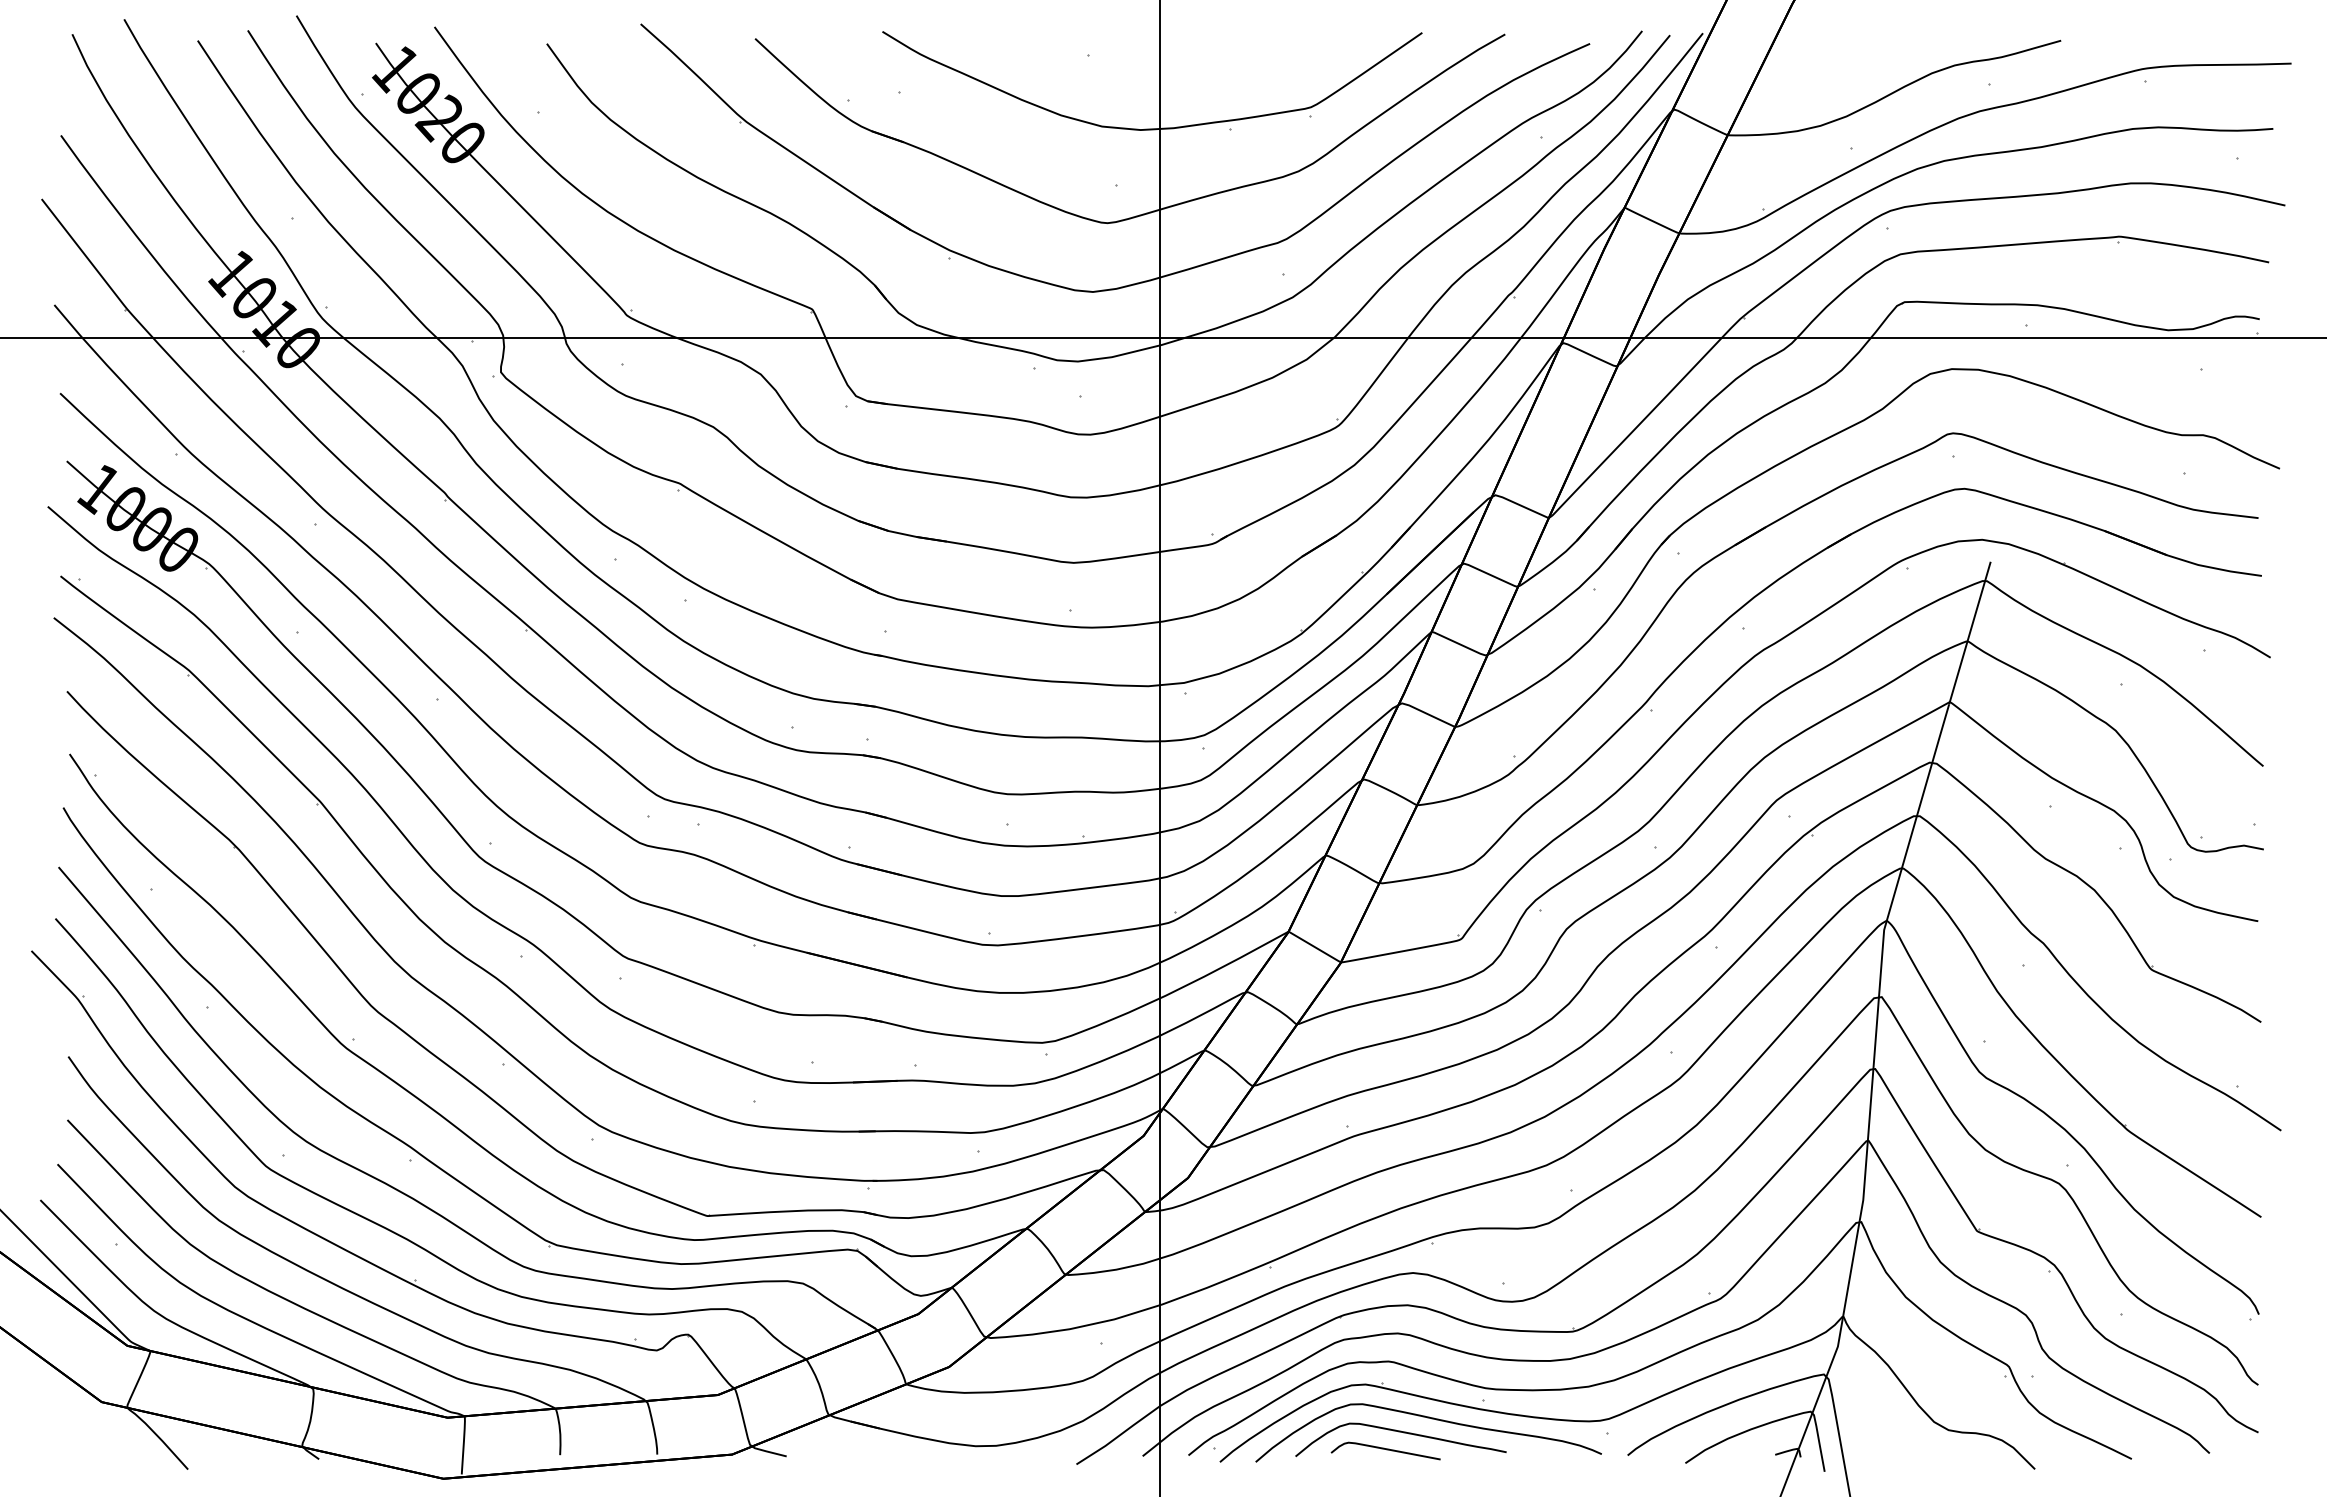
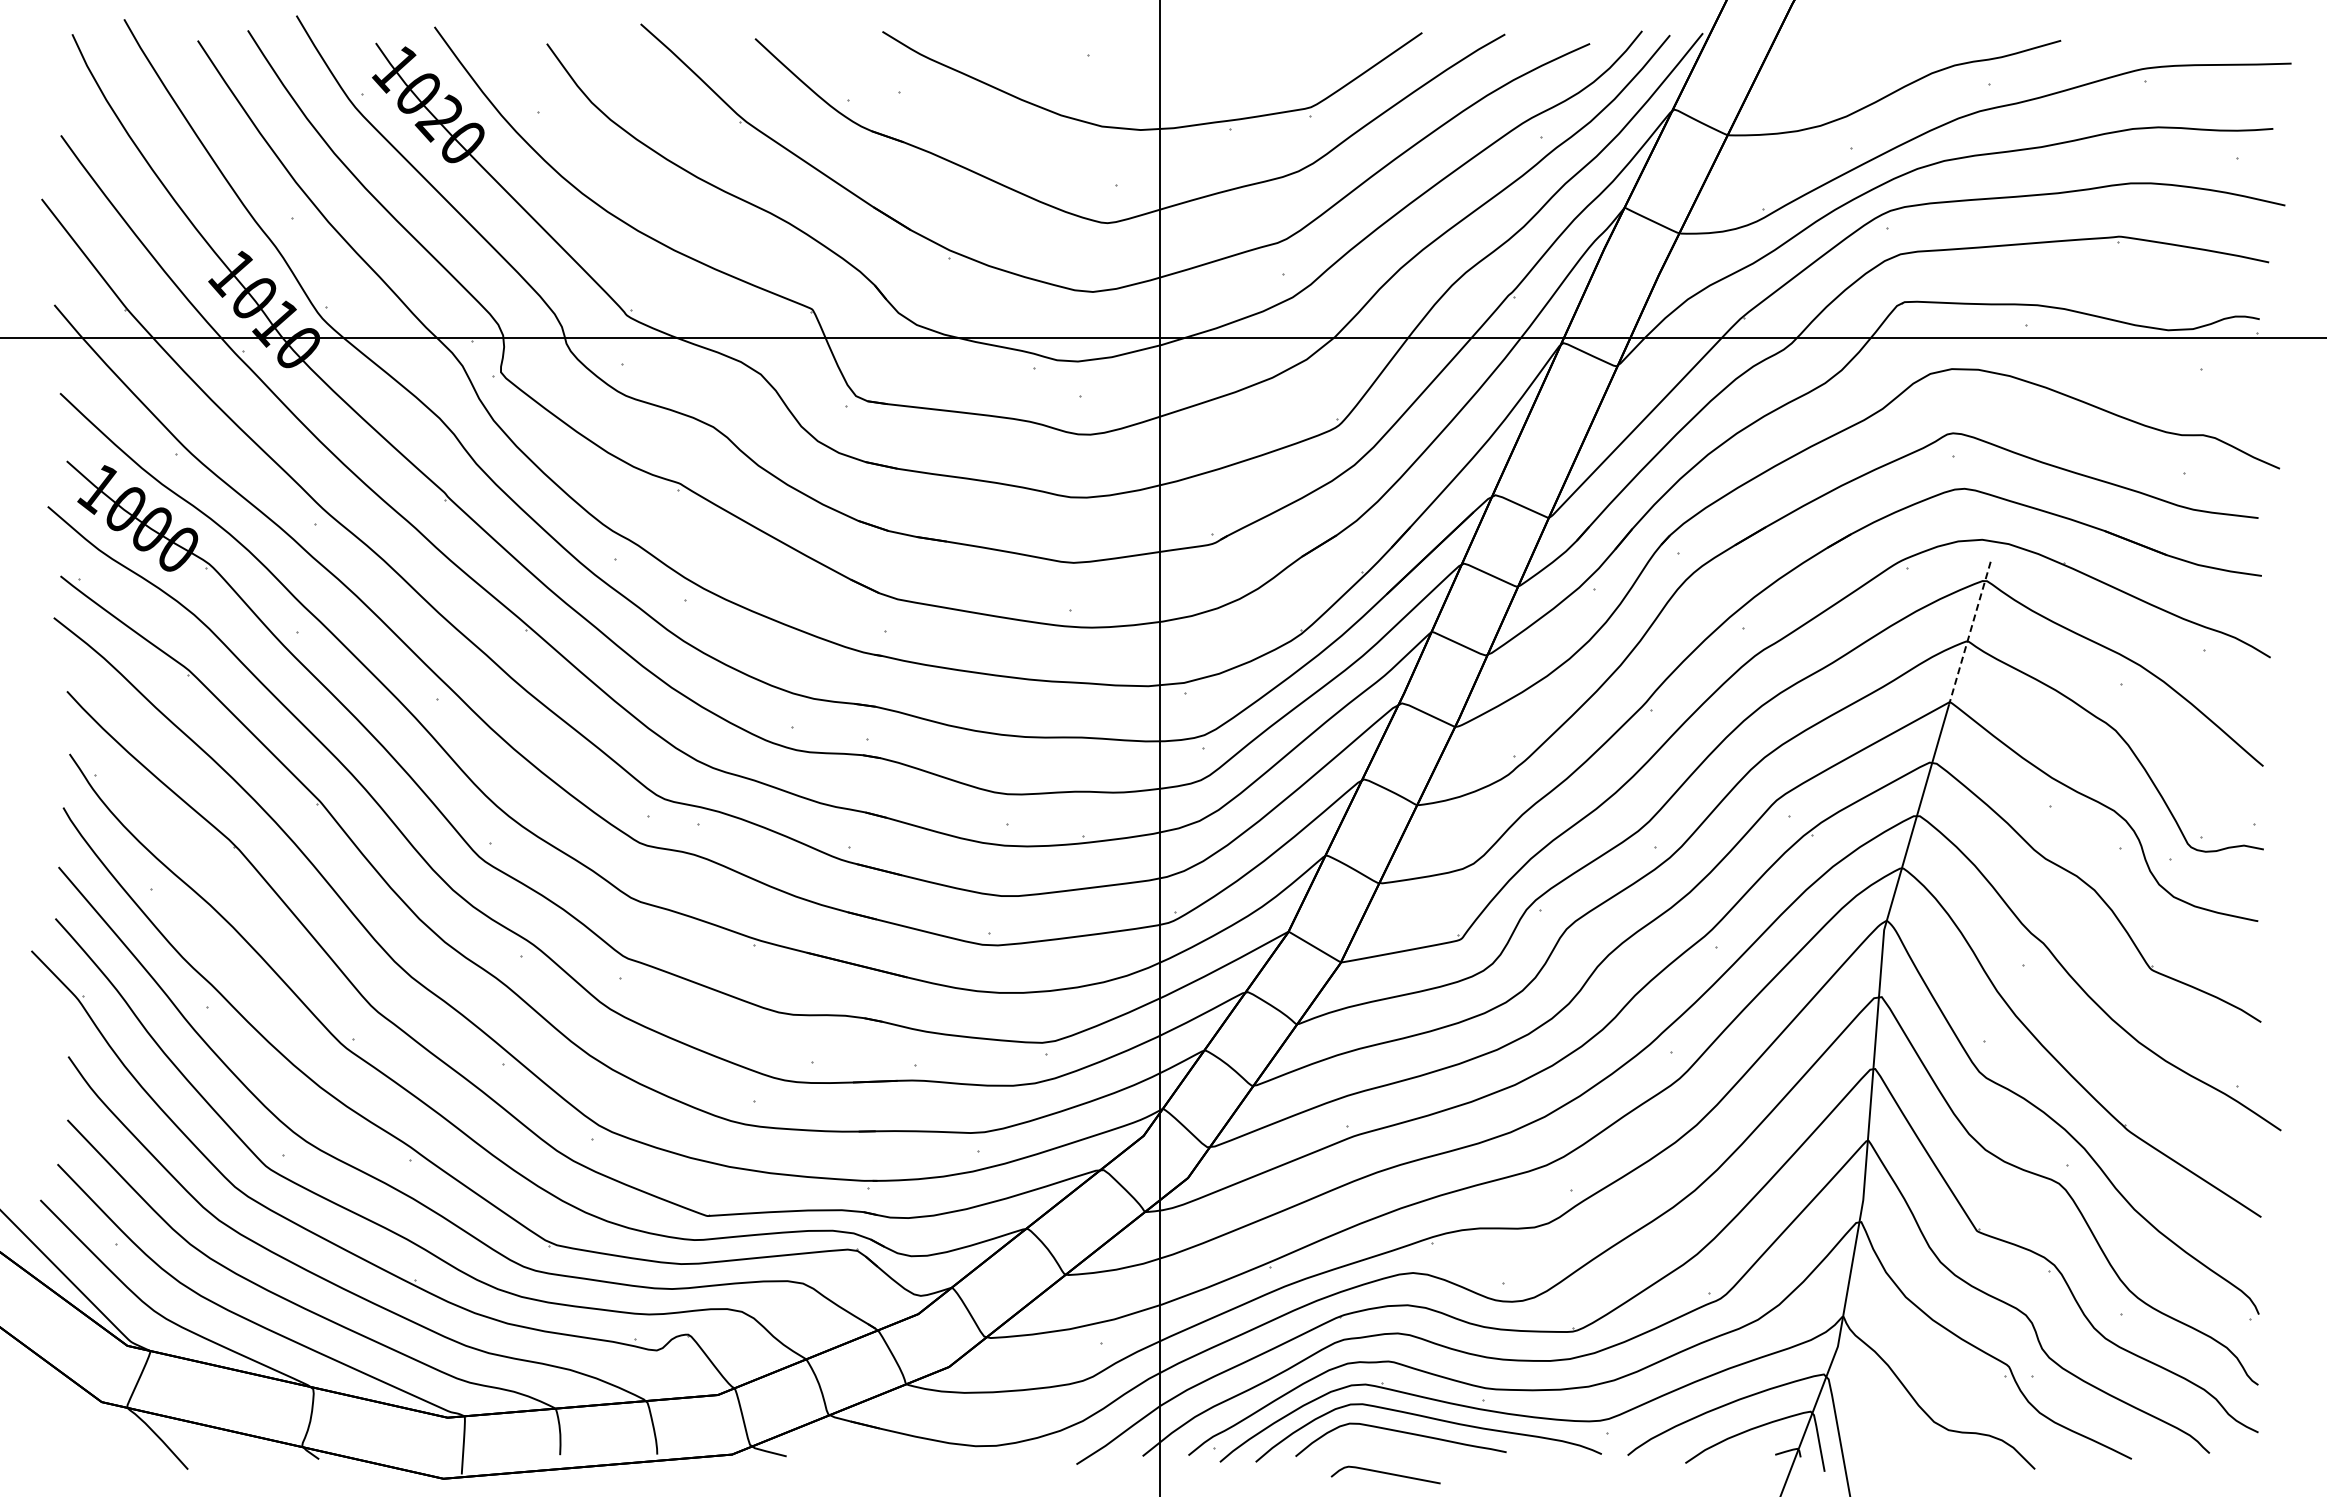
line: solid -> dashed (1969, 633)
curve position: (1385, 1449) -> (1385, 1473) (1385, 1473)
